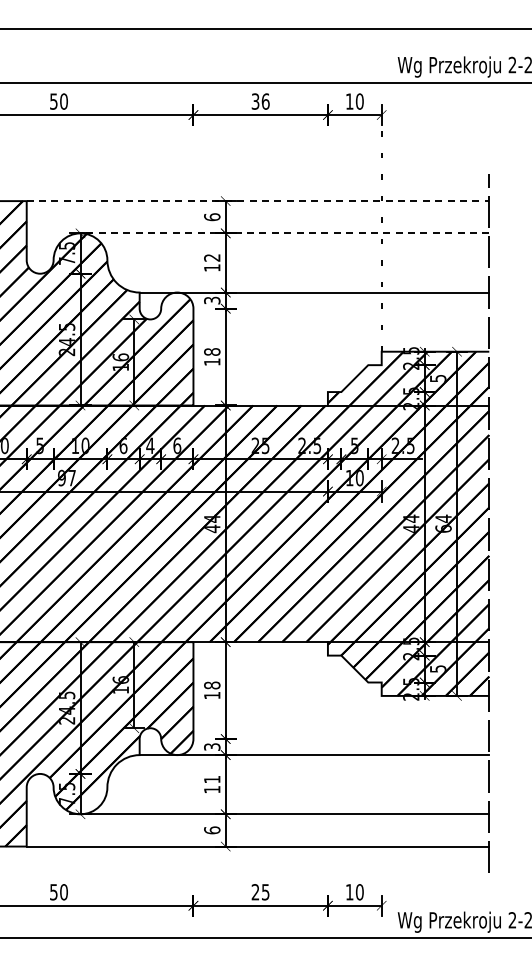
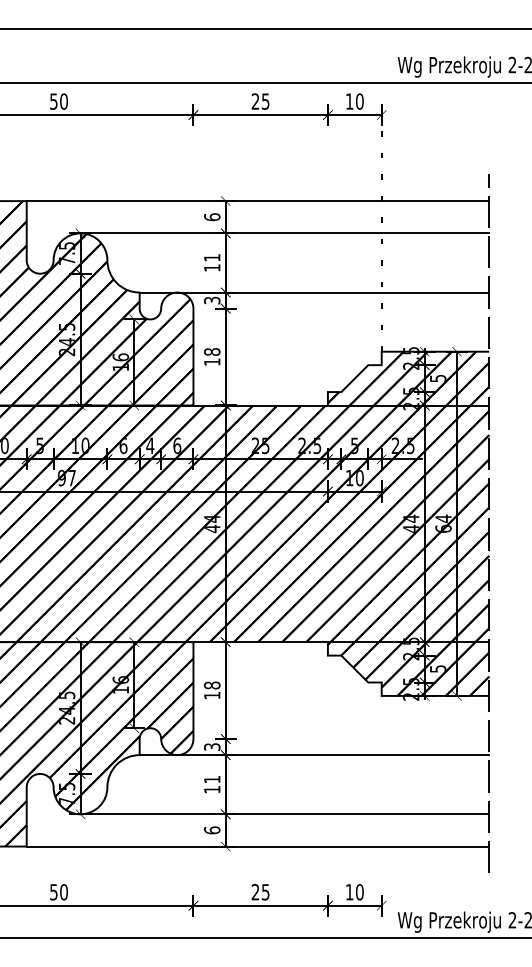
text: 36 -> 25 (260, 101)
line: dashed -> solid (258, 201)
line: dashed -> solid (284, 233)
text: 12 -> 11 (212, 257)
